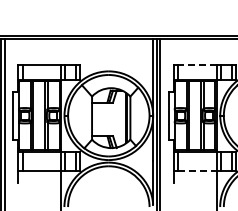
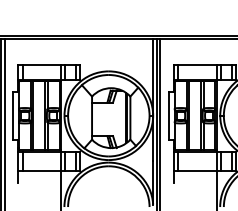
line: dashed -> solid (197, 65)
line: dashed -> solid (198, 171)
